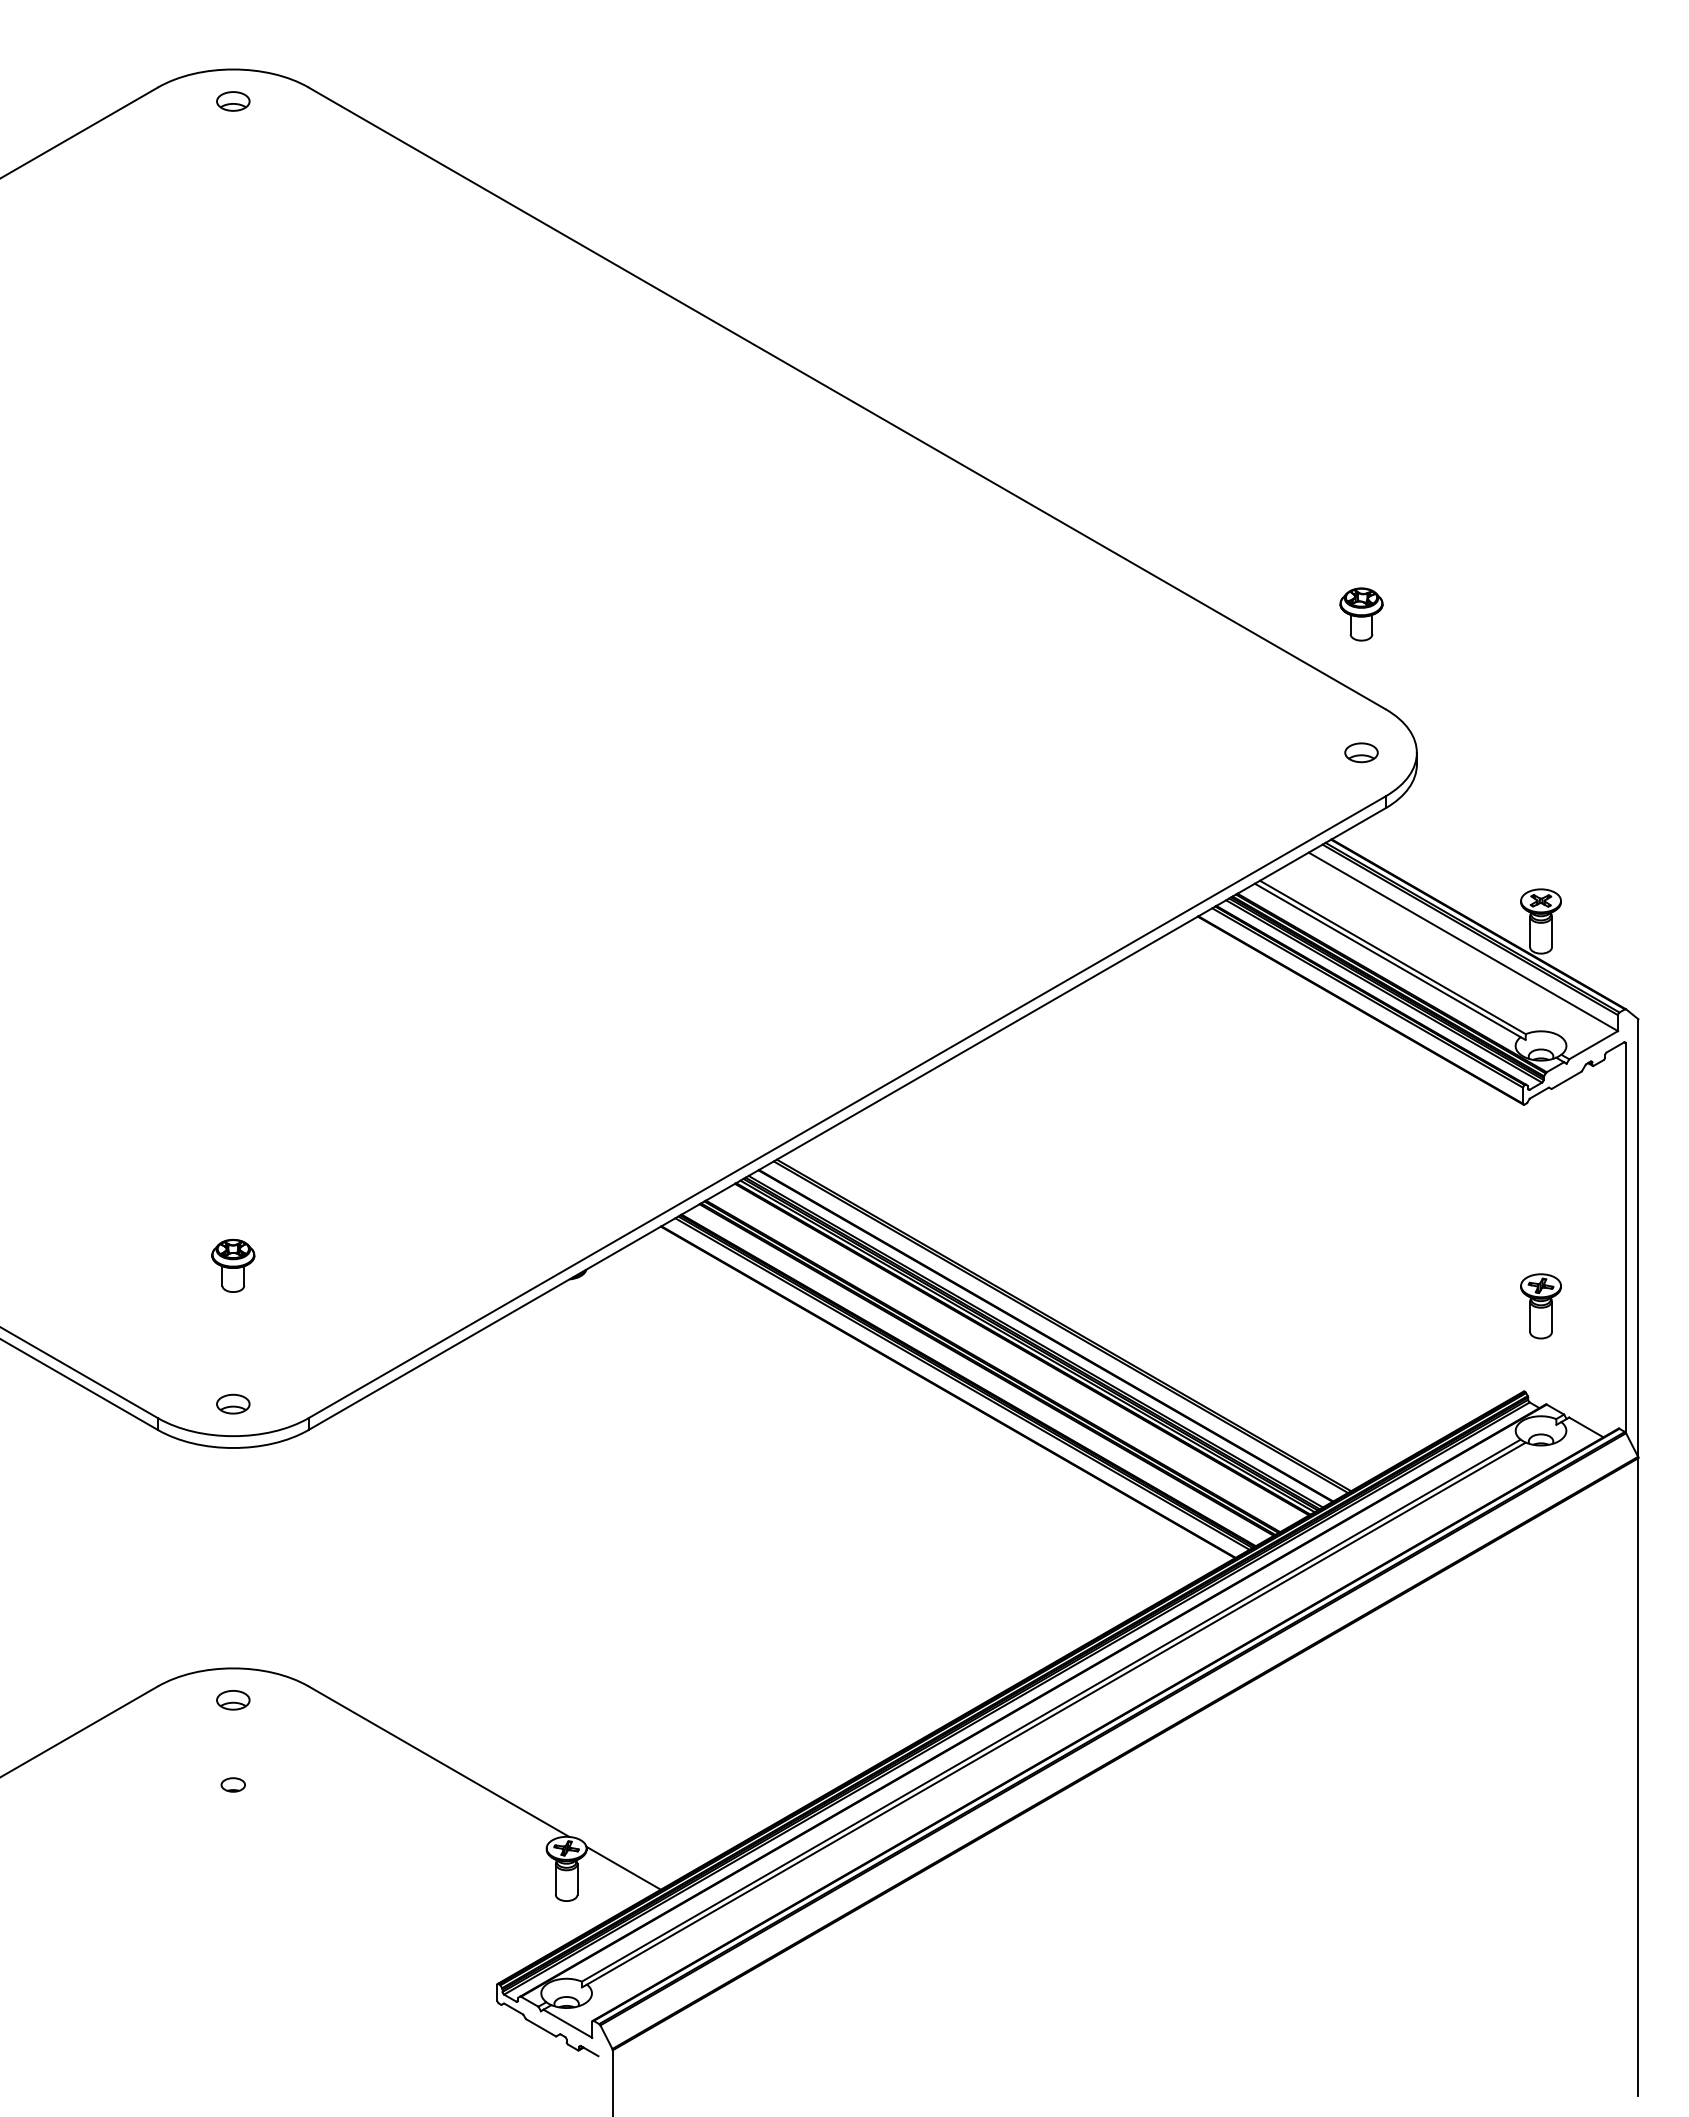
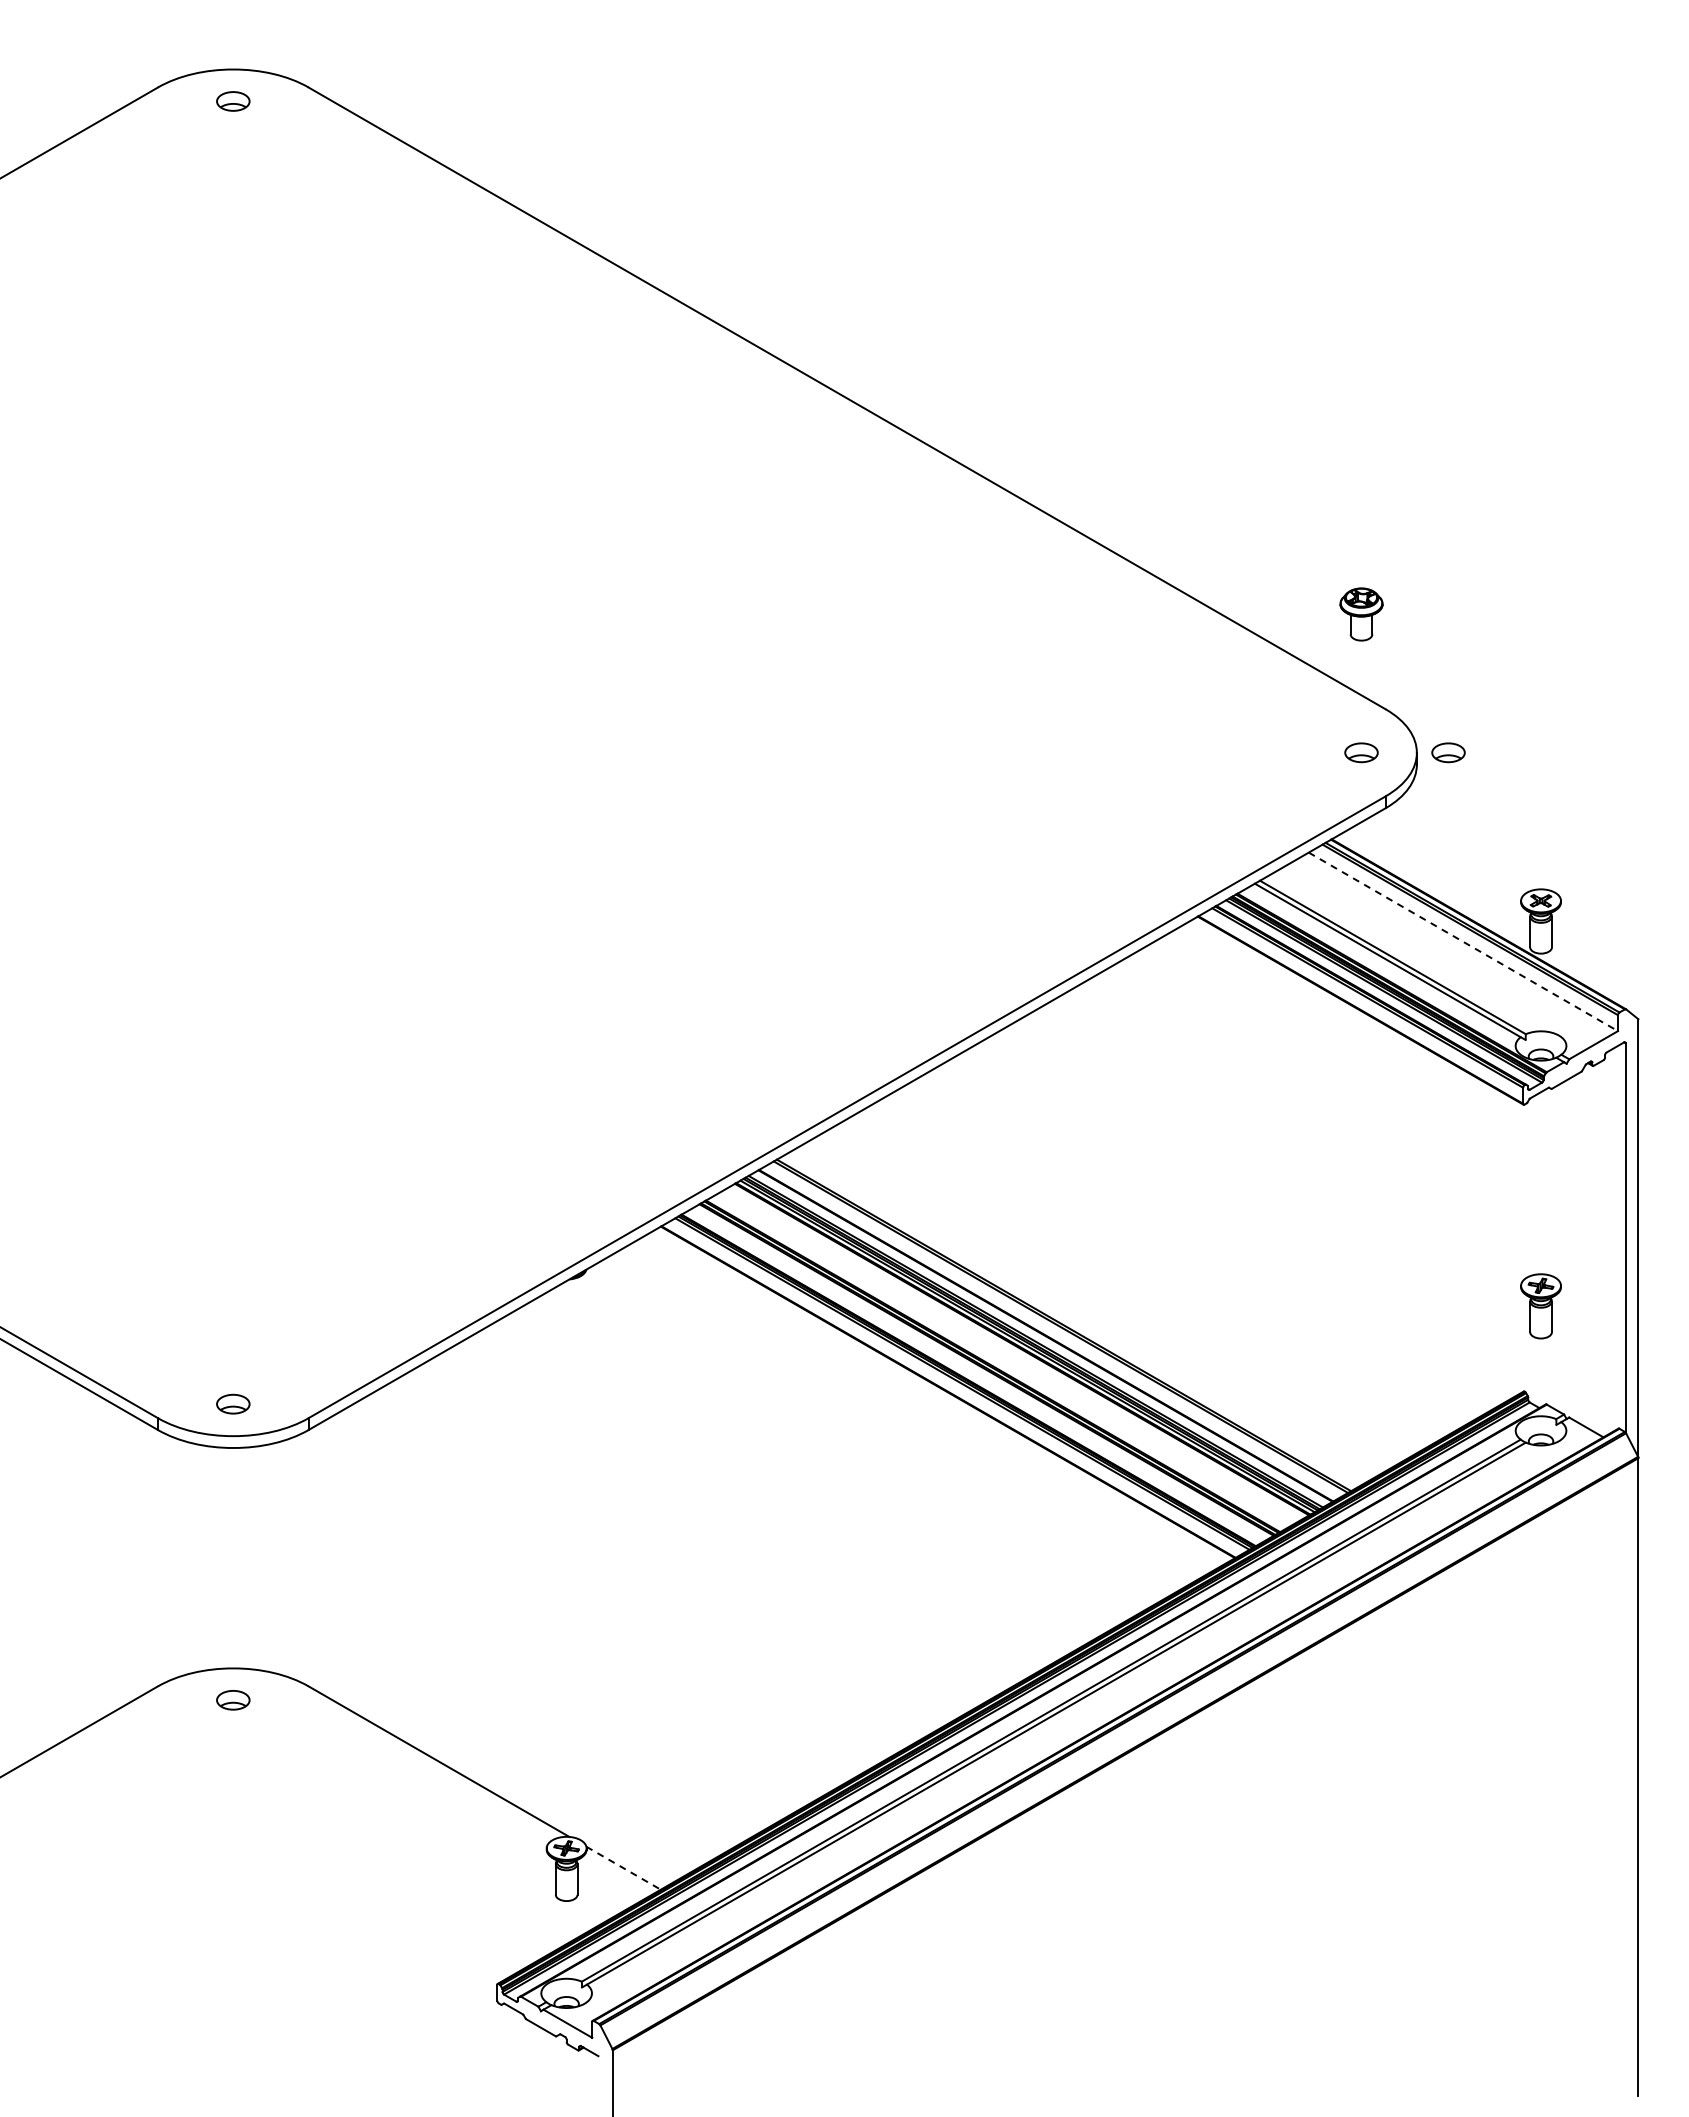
part: none -> present (1448, 752)
line: solid -> dashed (1463, 941)
part: present -> none (233, 1265)
part: present -> none (232, 1784)
line: solid -> dashed (624, 1868)
